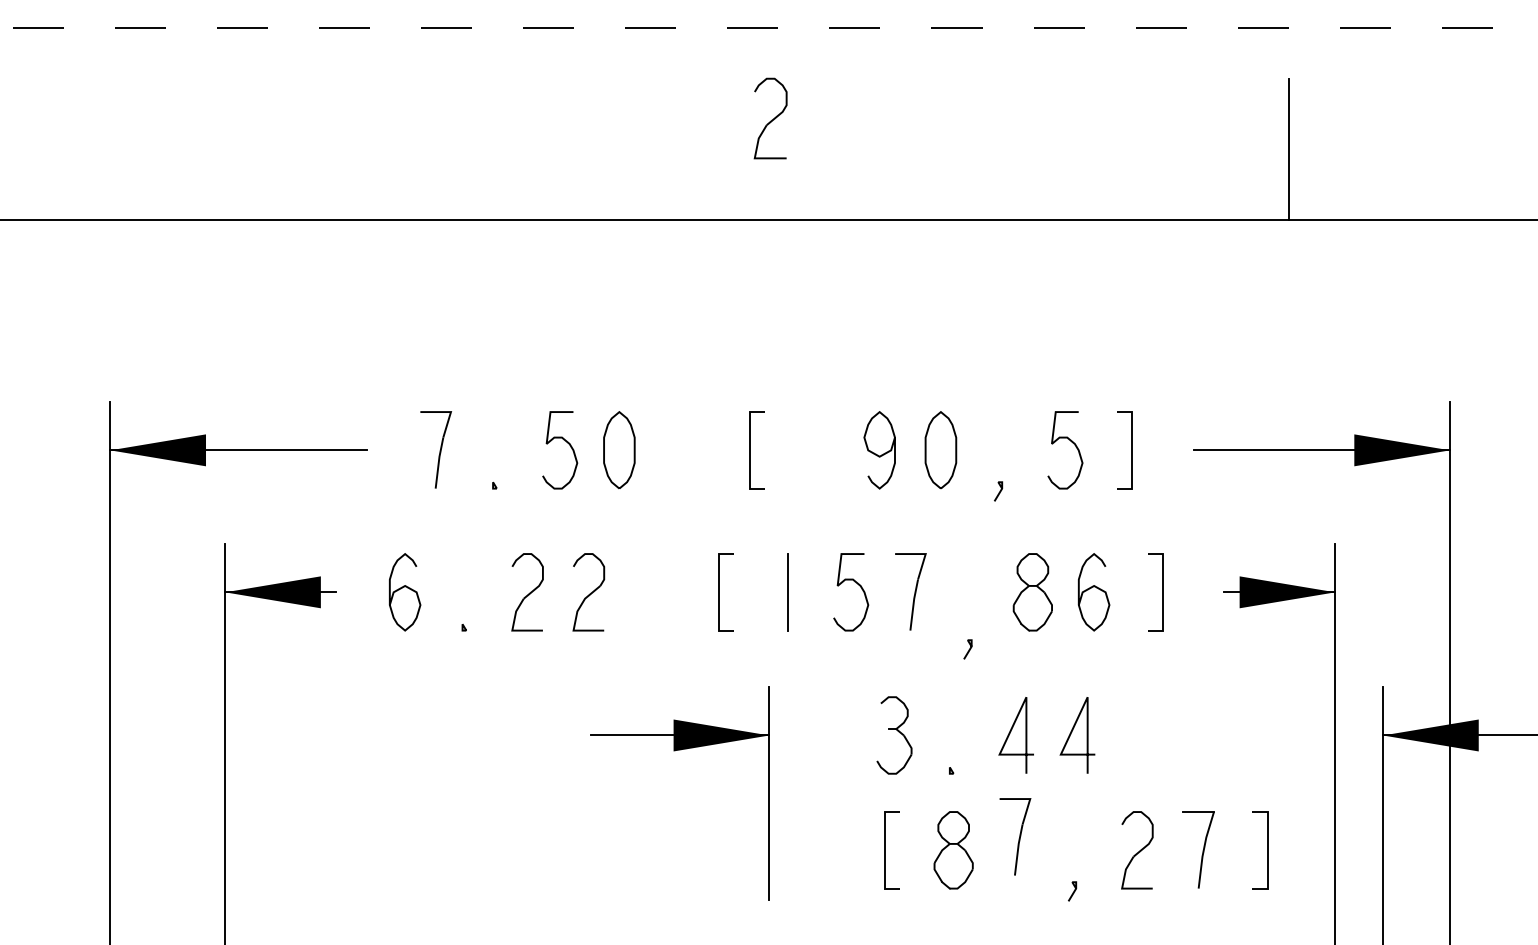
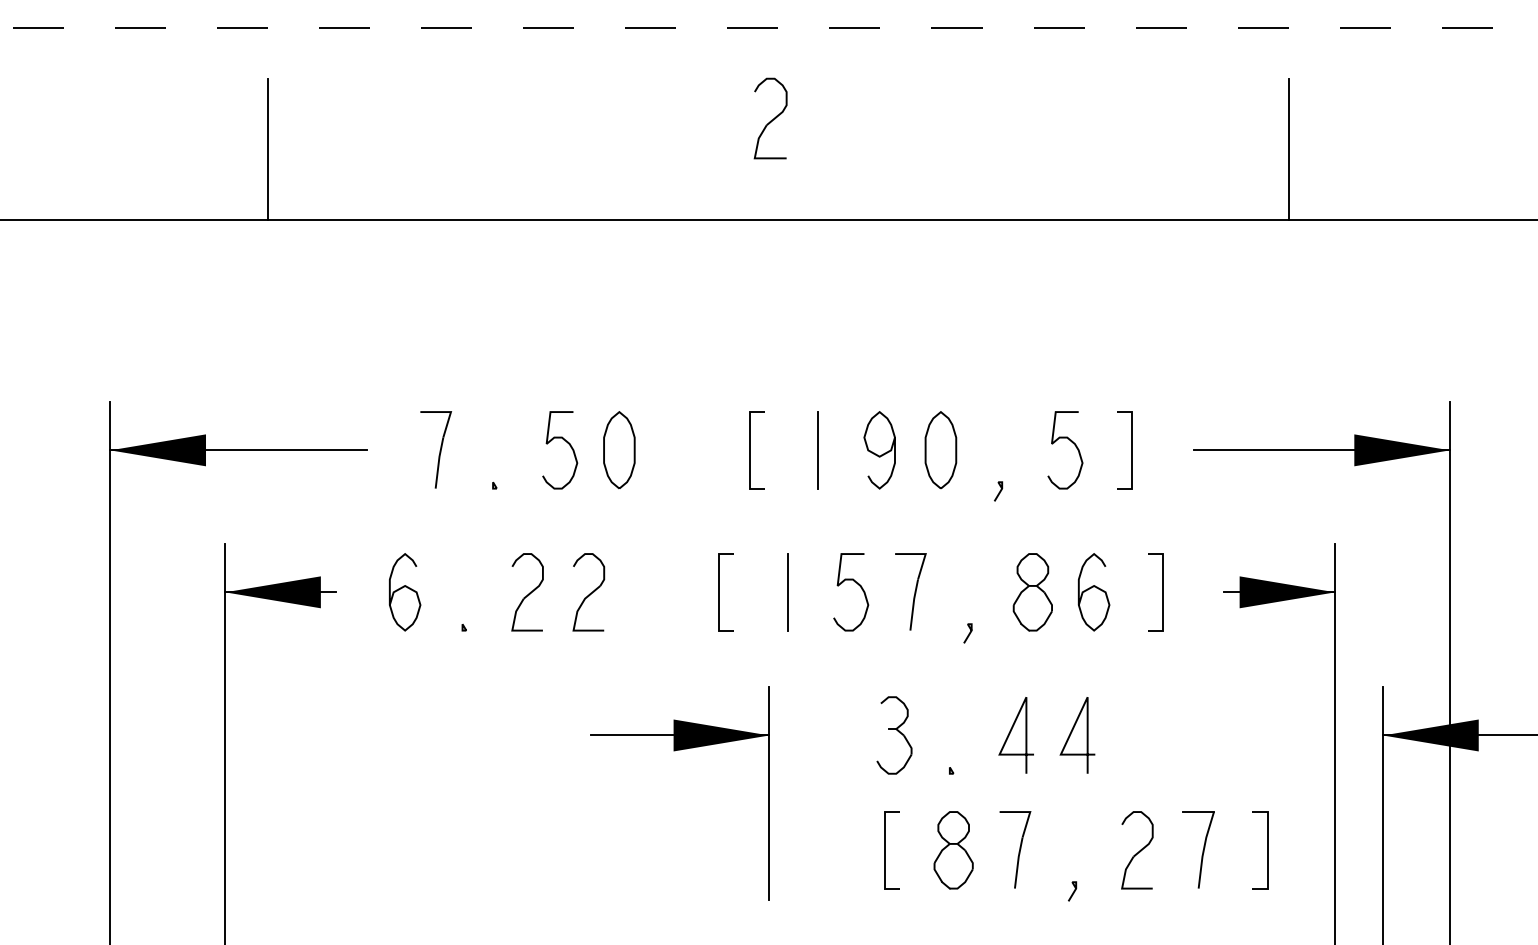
line: none -> present (268, 149)
line: none -> present (818, 450)
line position: (968, 649) -> (968, 633) (968, 633)
part position: (1015, 836) -> (1015, 849) (1015, 849)
